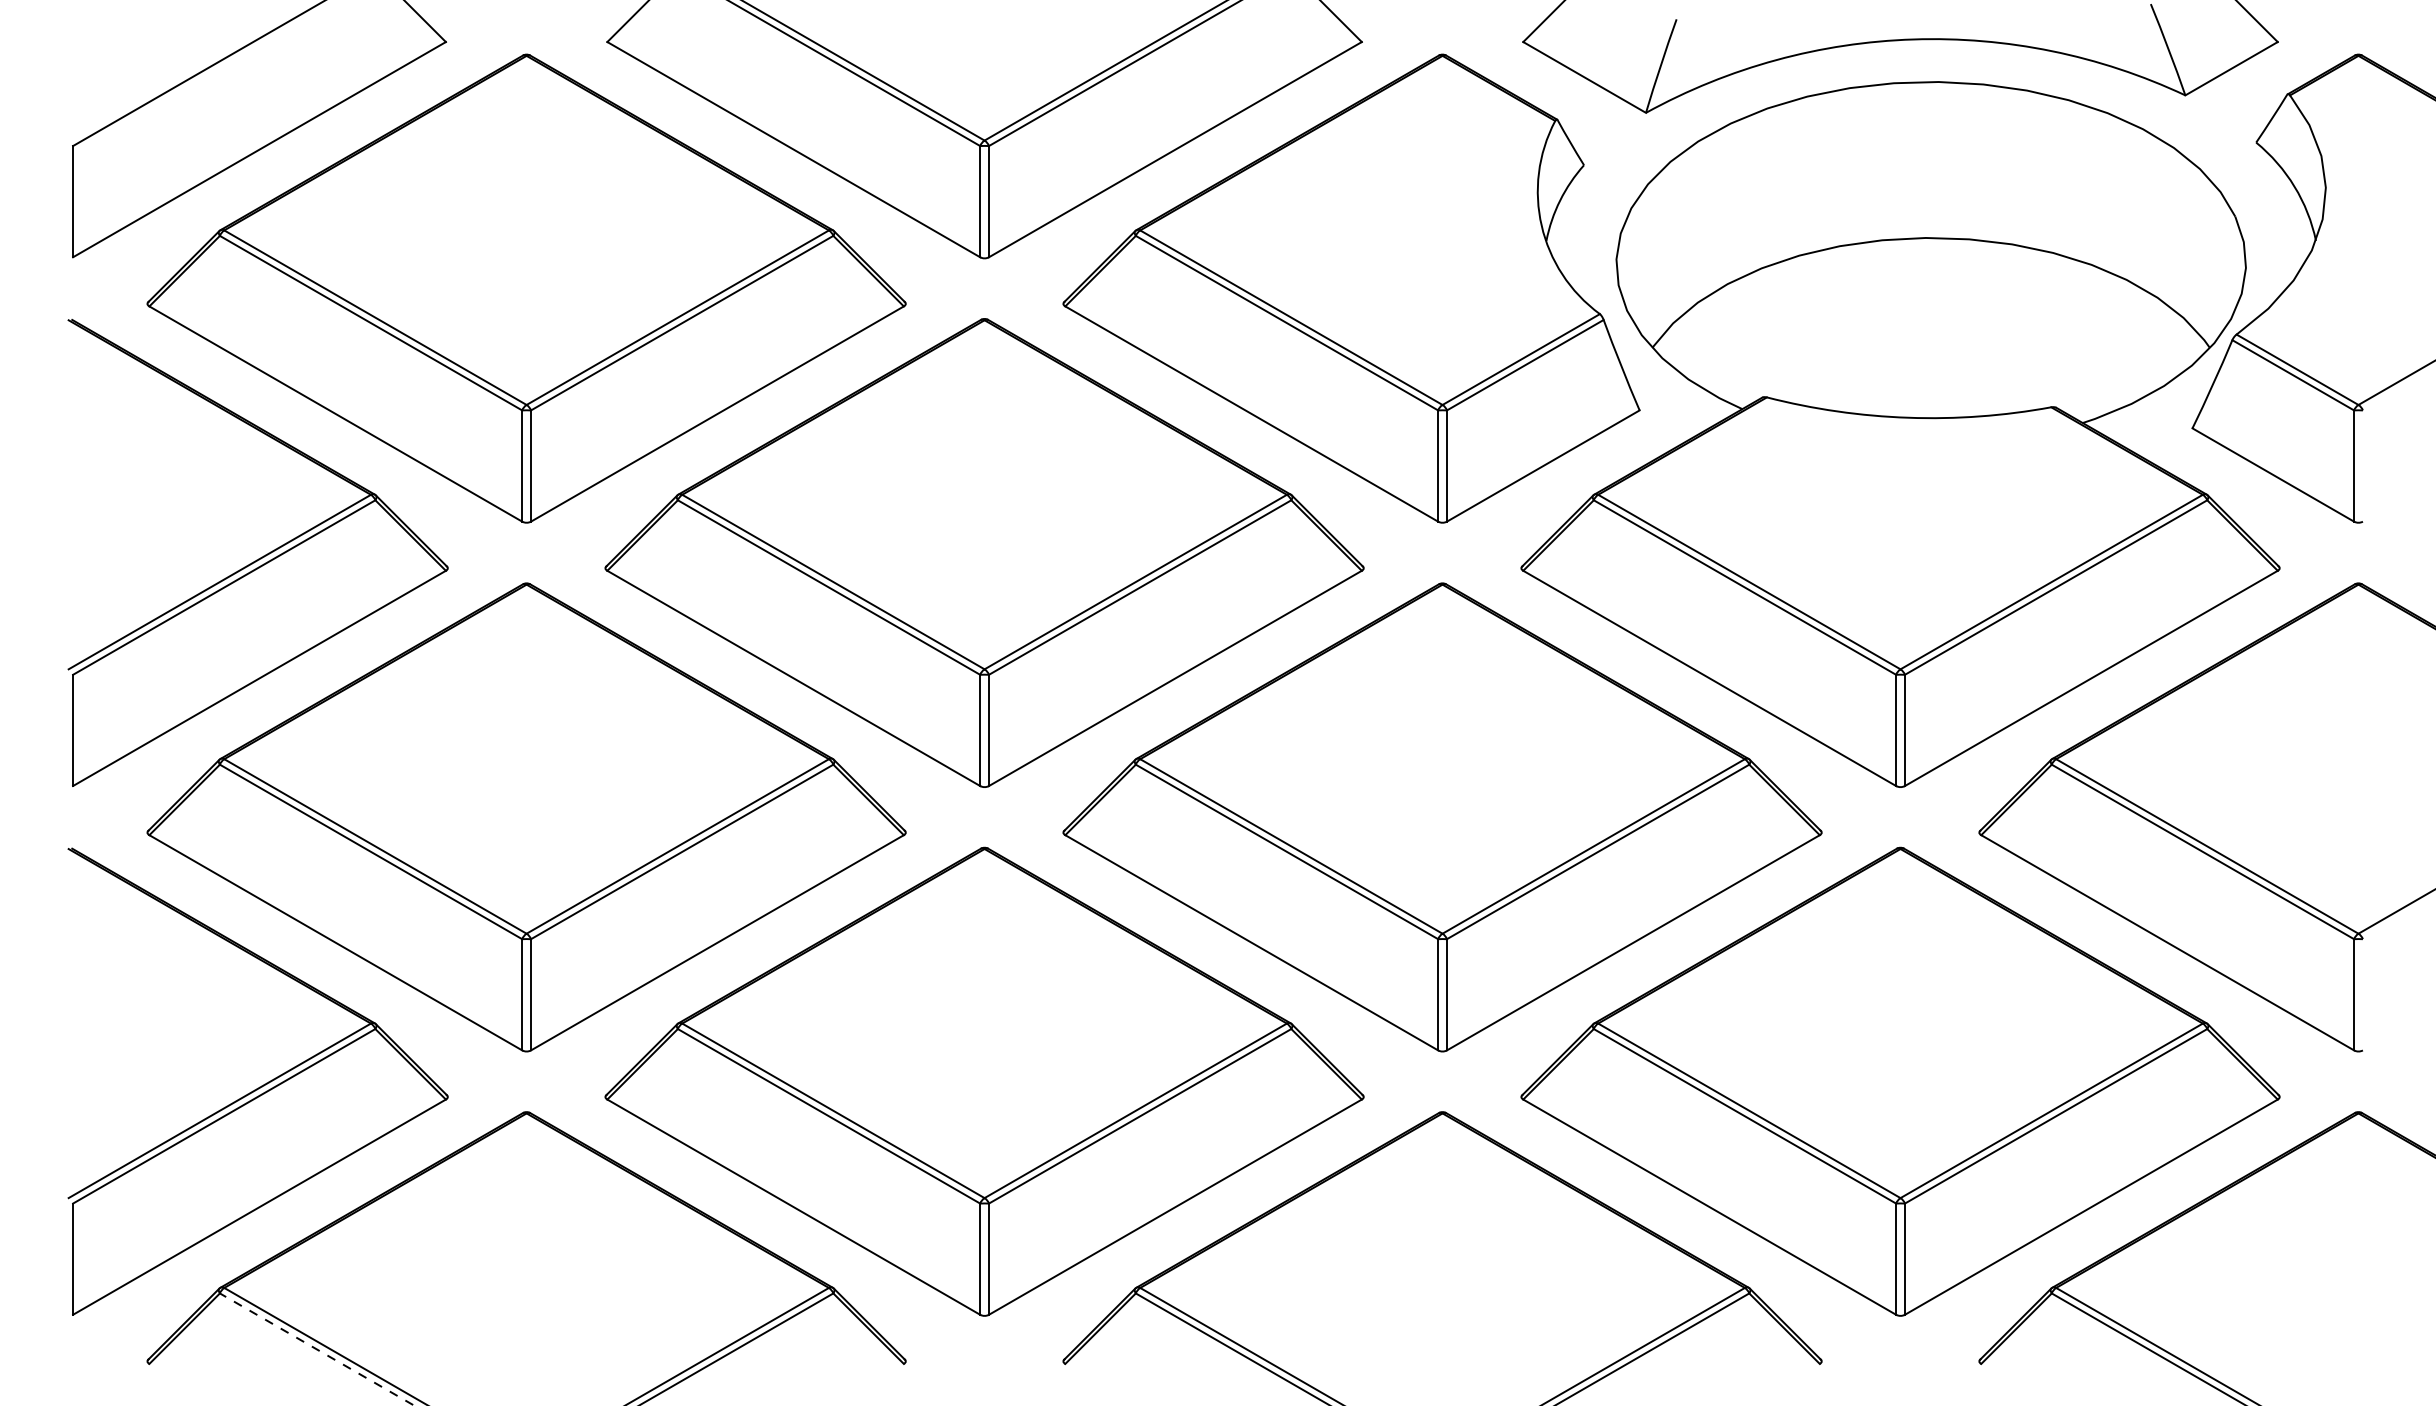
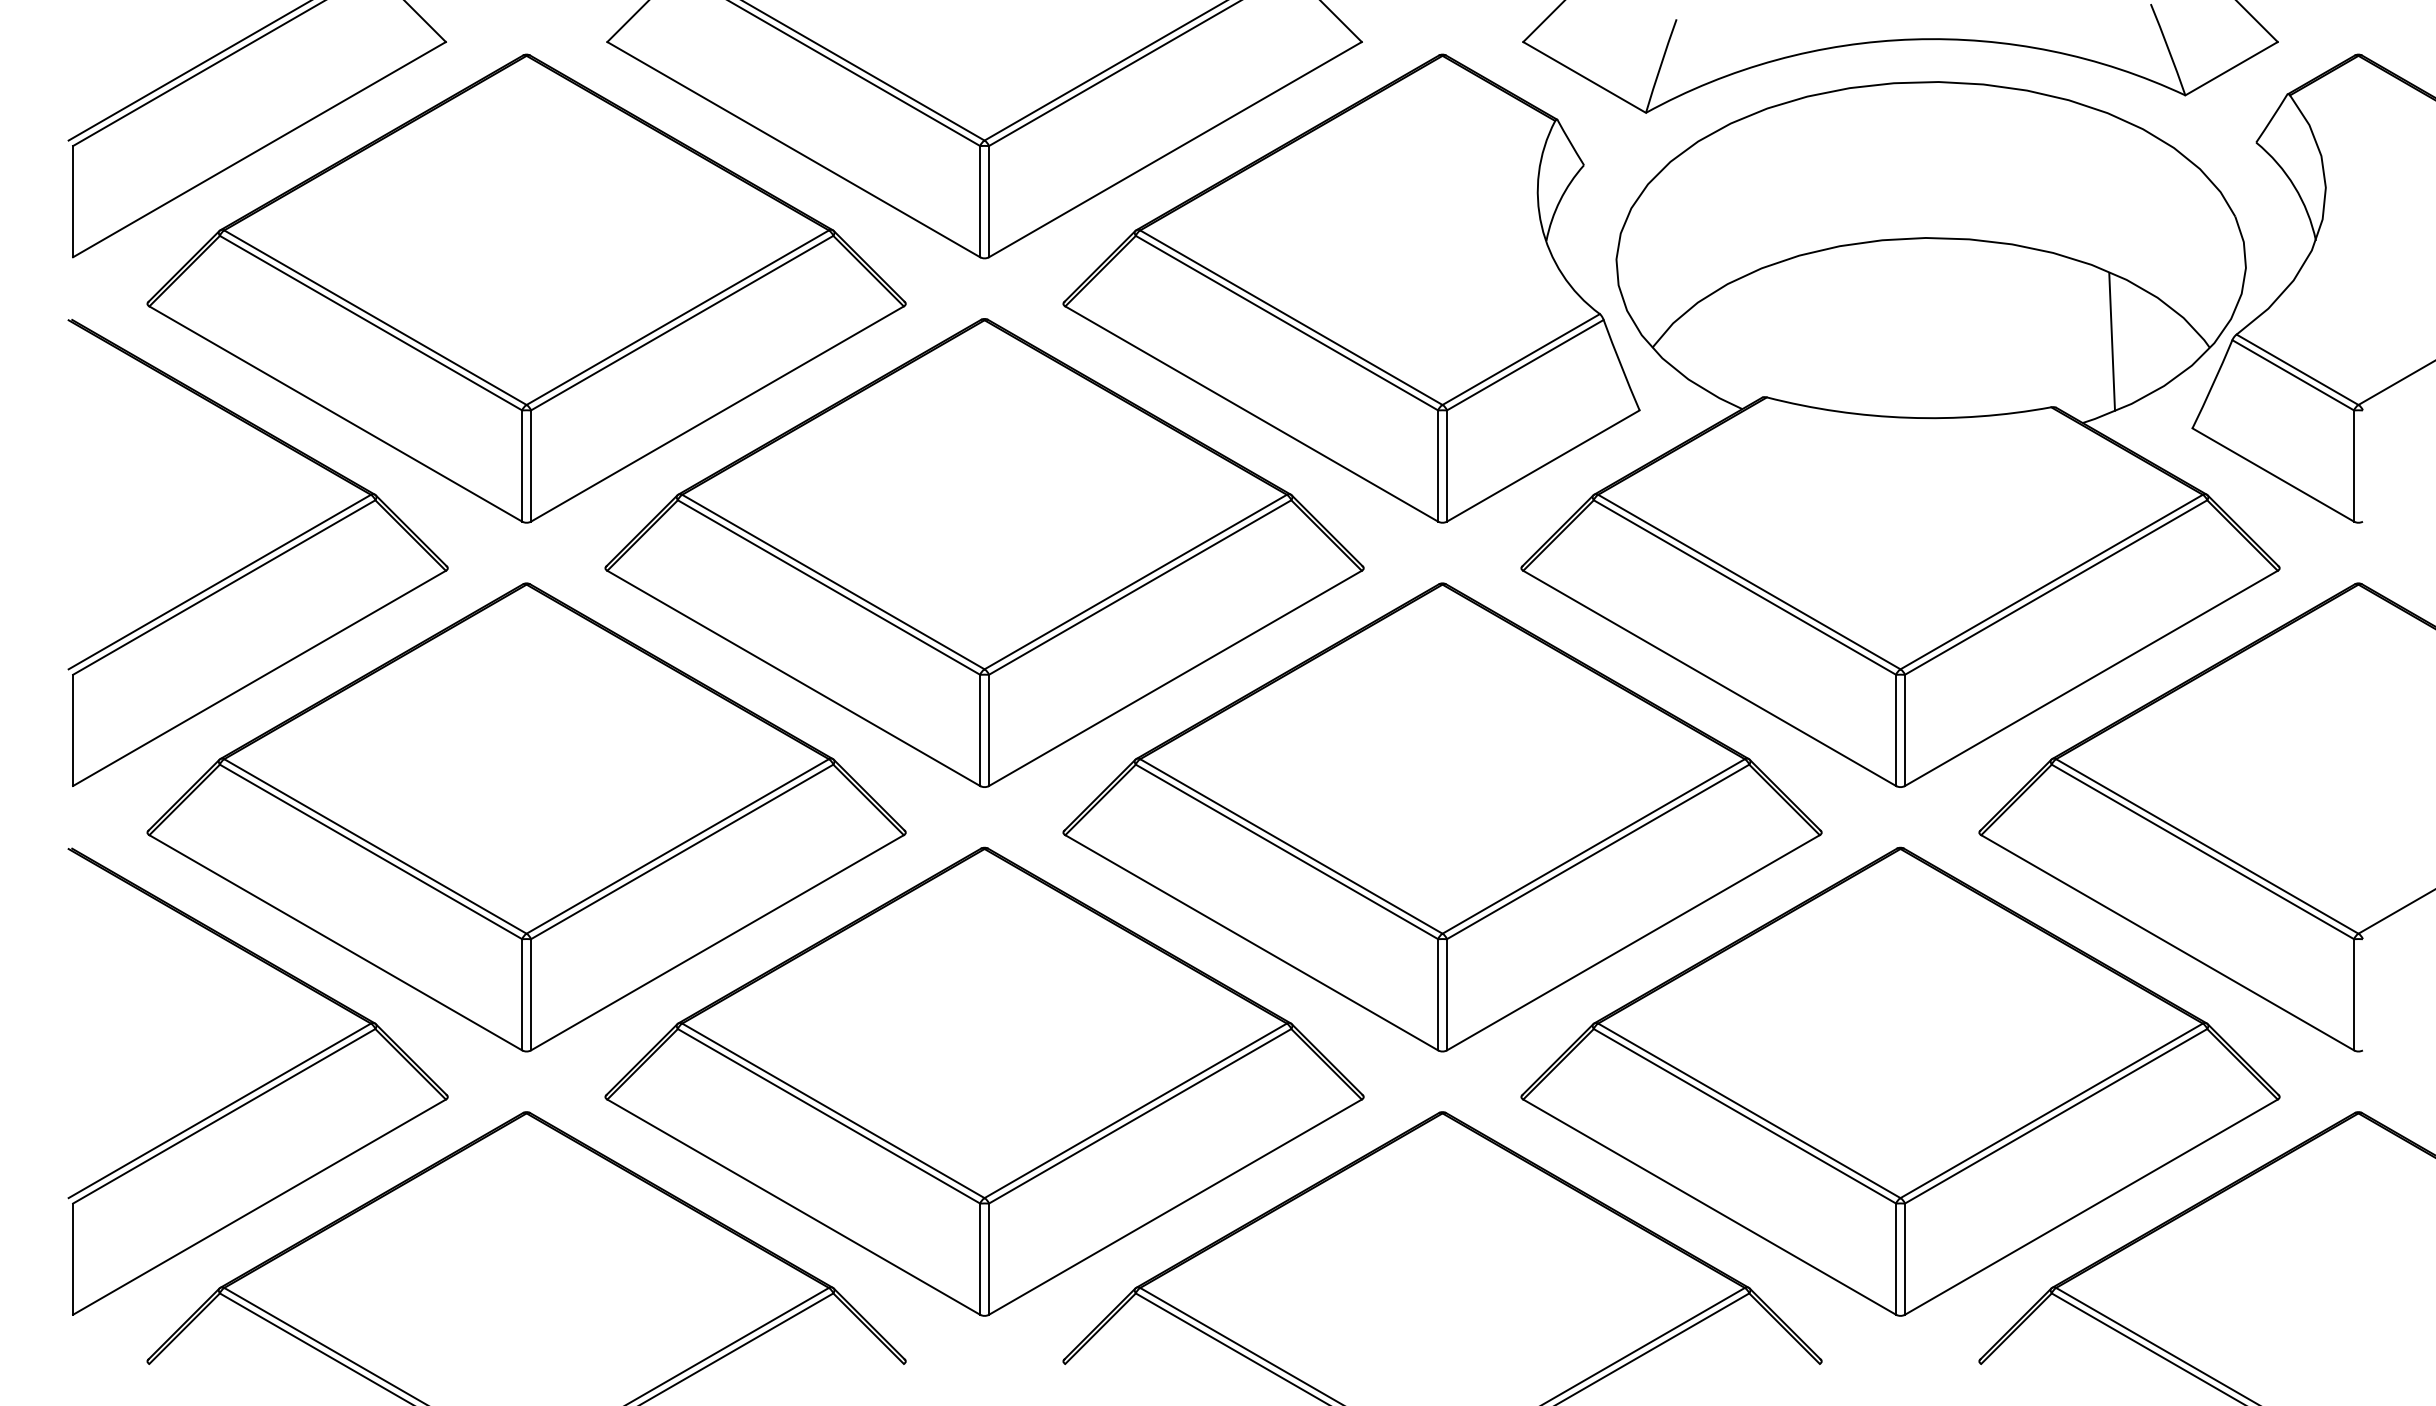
line: none -> present (188, 71)
line: none -> present (2112, 341)
line: dashed -> solid (316, 1349)
